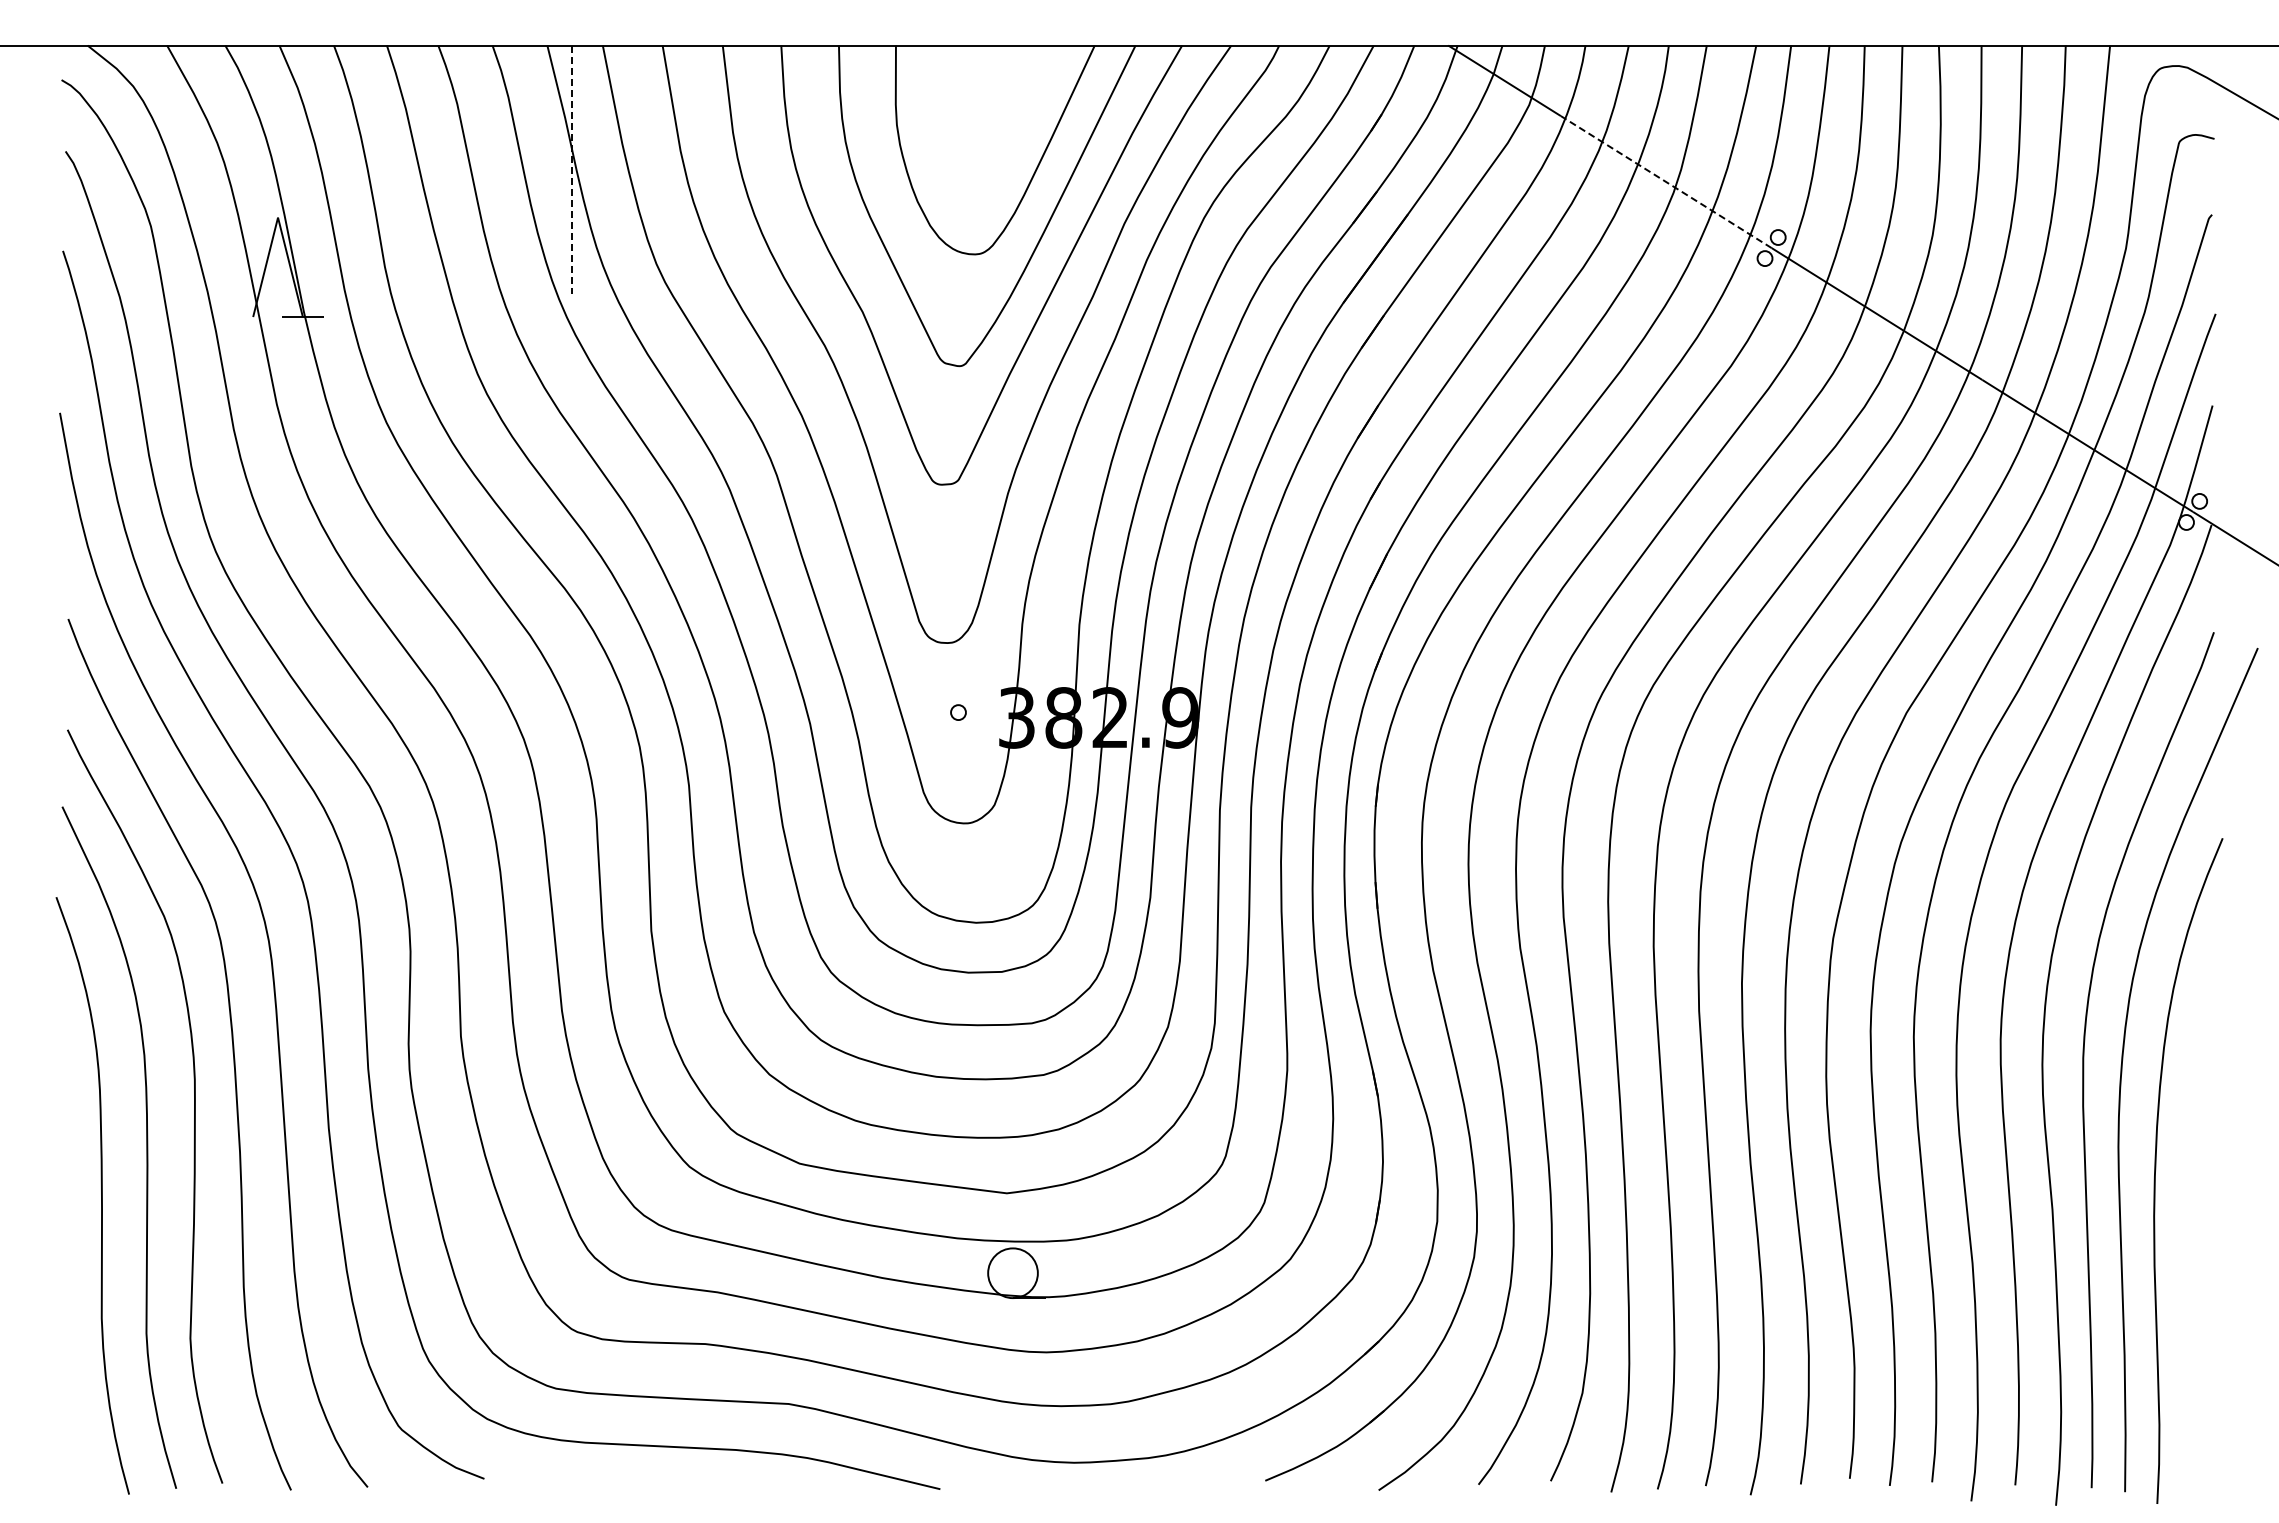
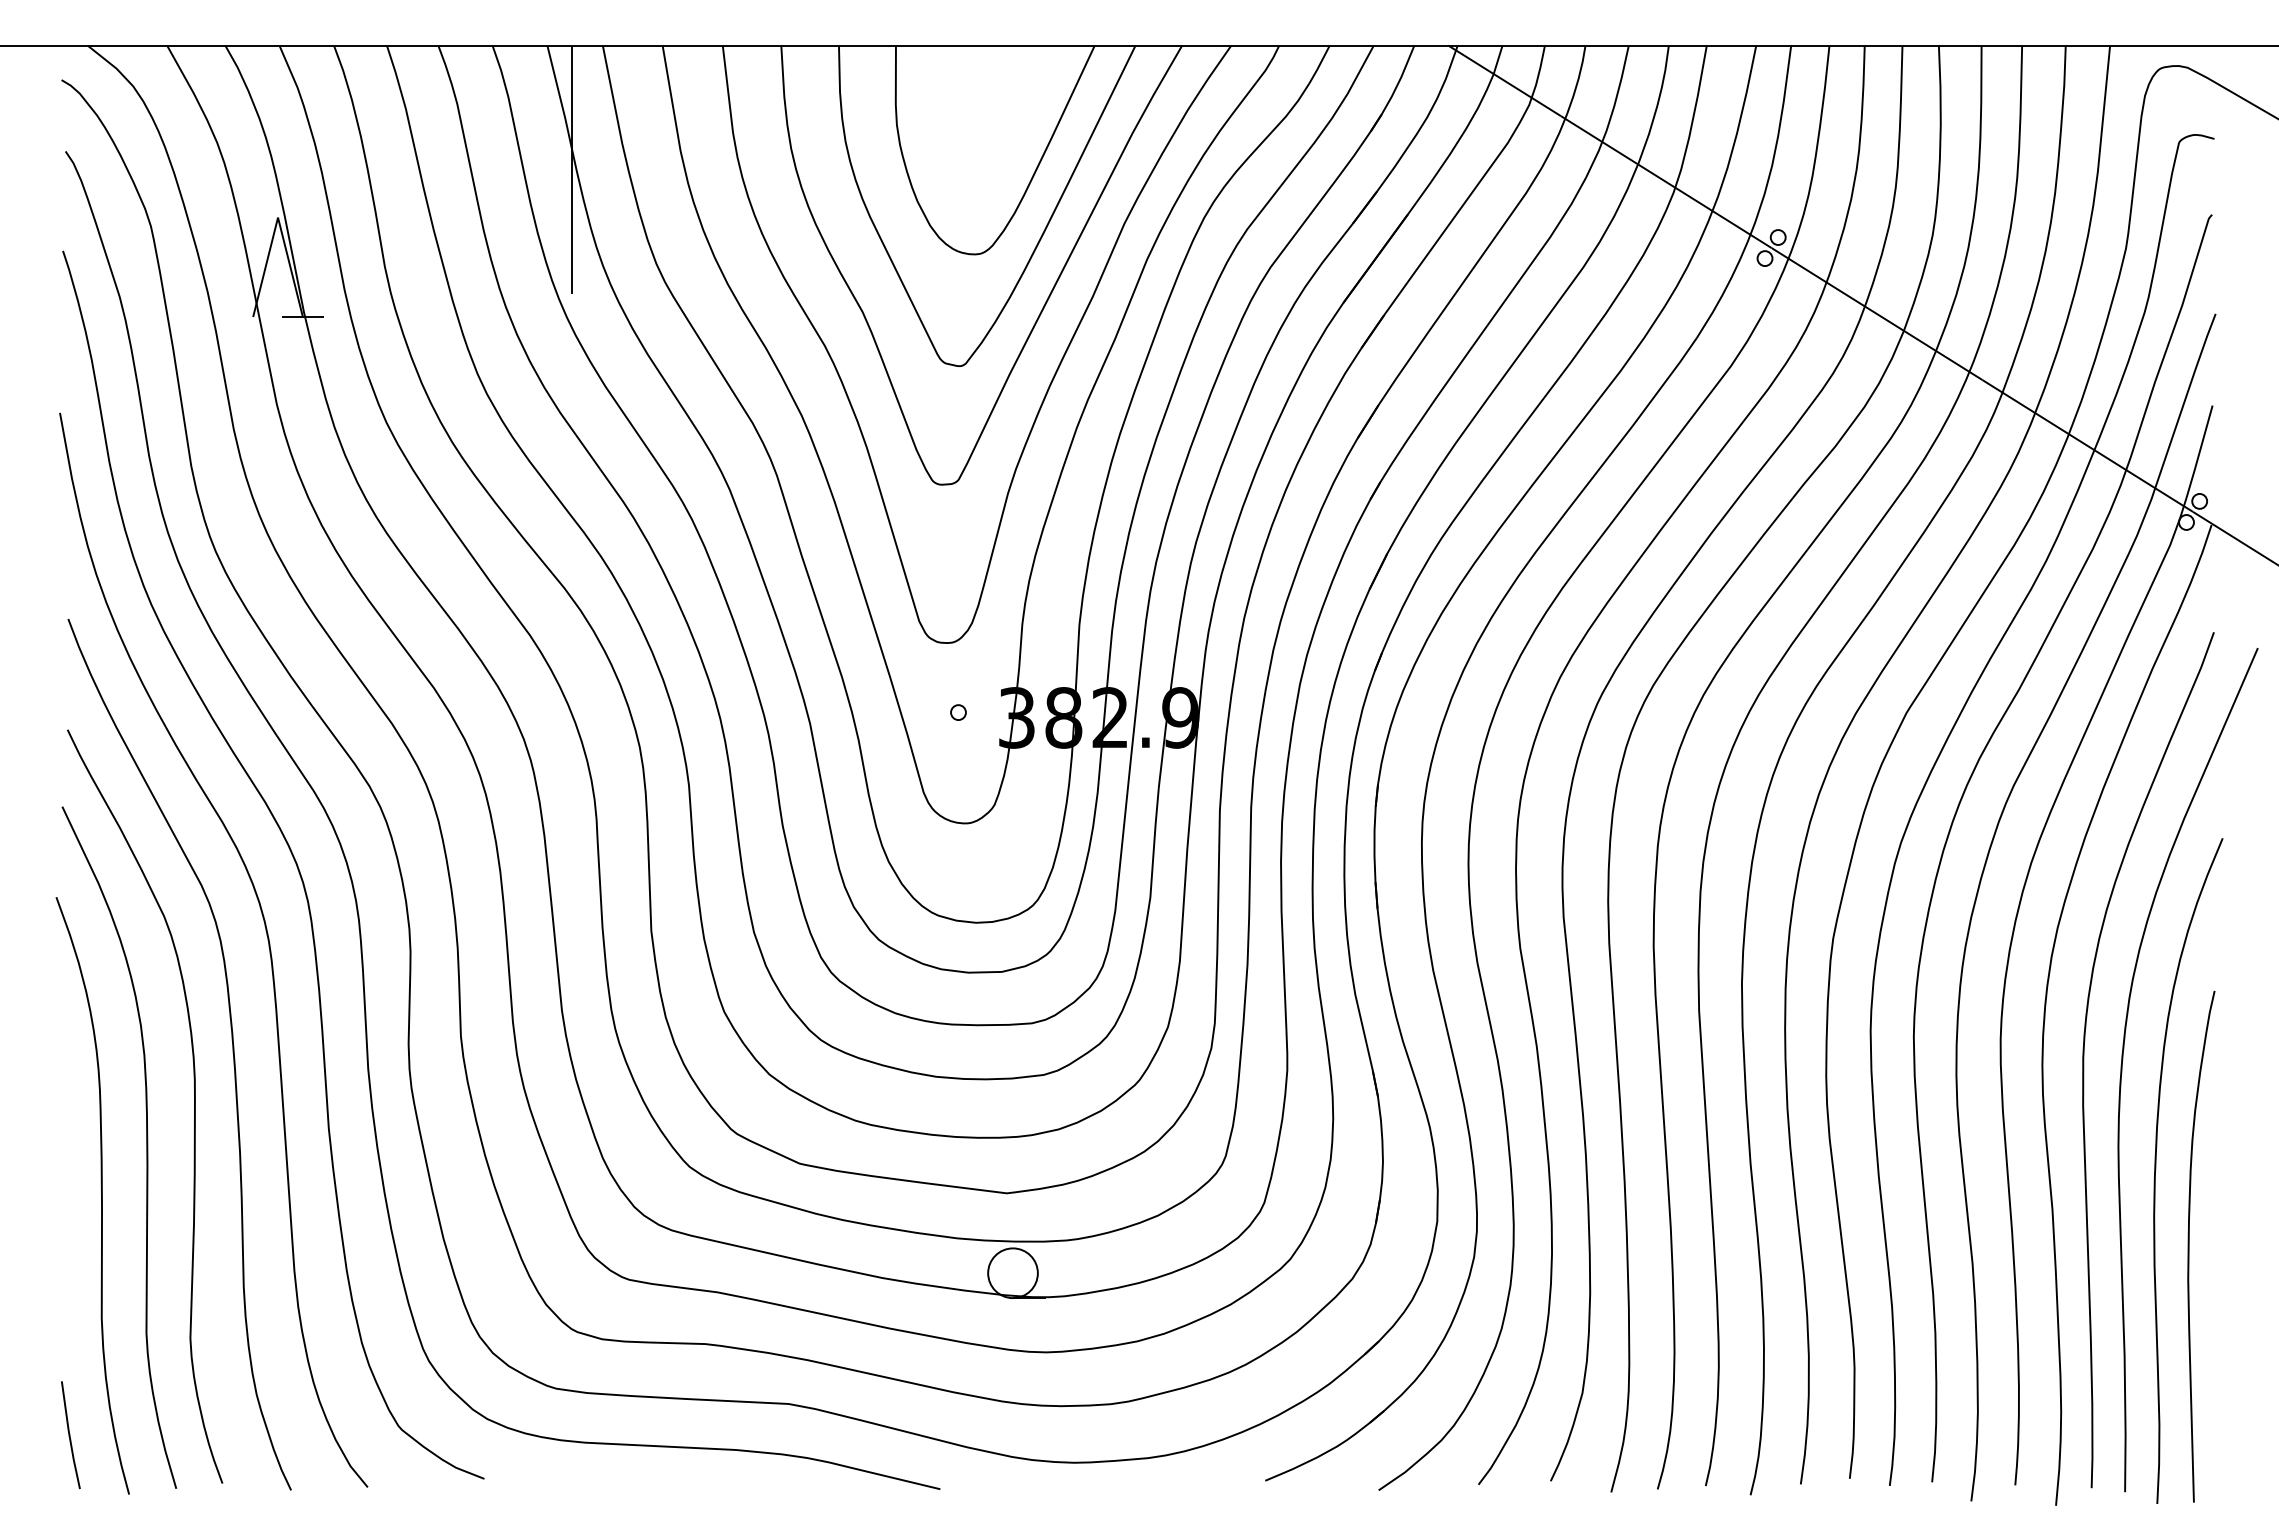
line: dashed -> solid (571, 170)
line: dashed -> solid (1665, 181)
curve: none -> present (2189, 1246)
line: none -> present (70, 1435)
